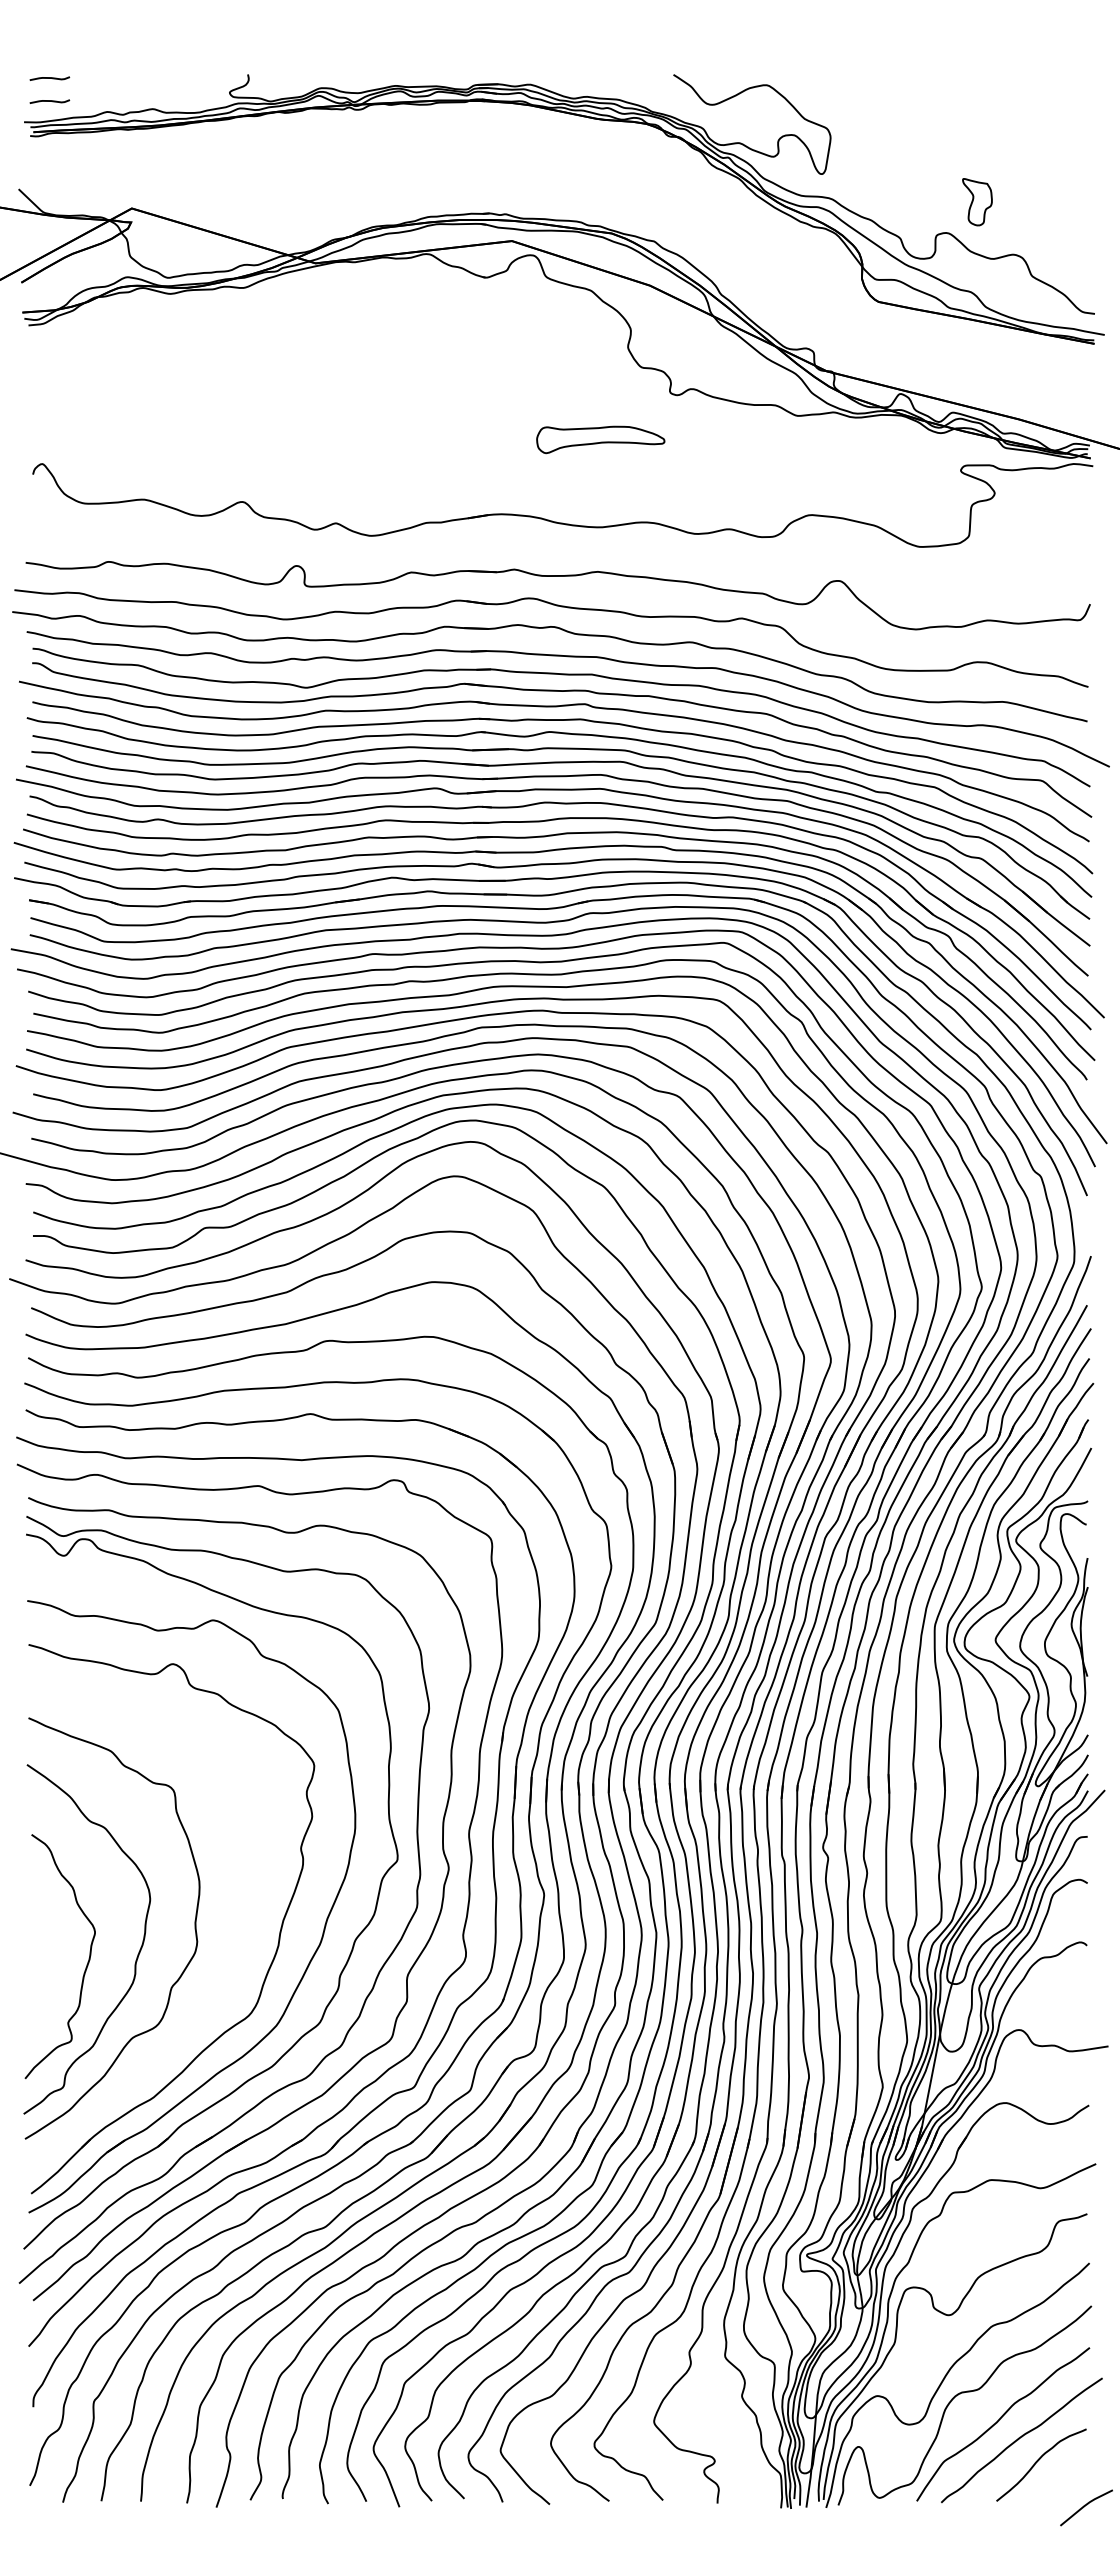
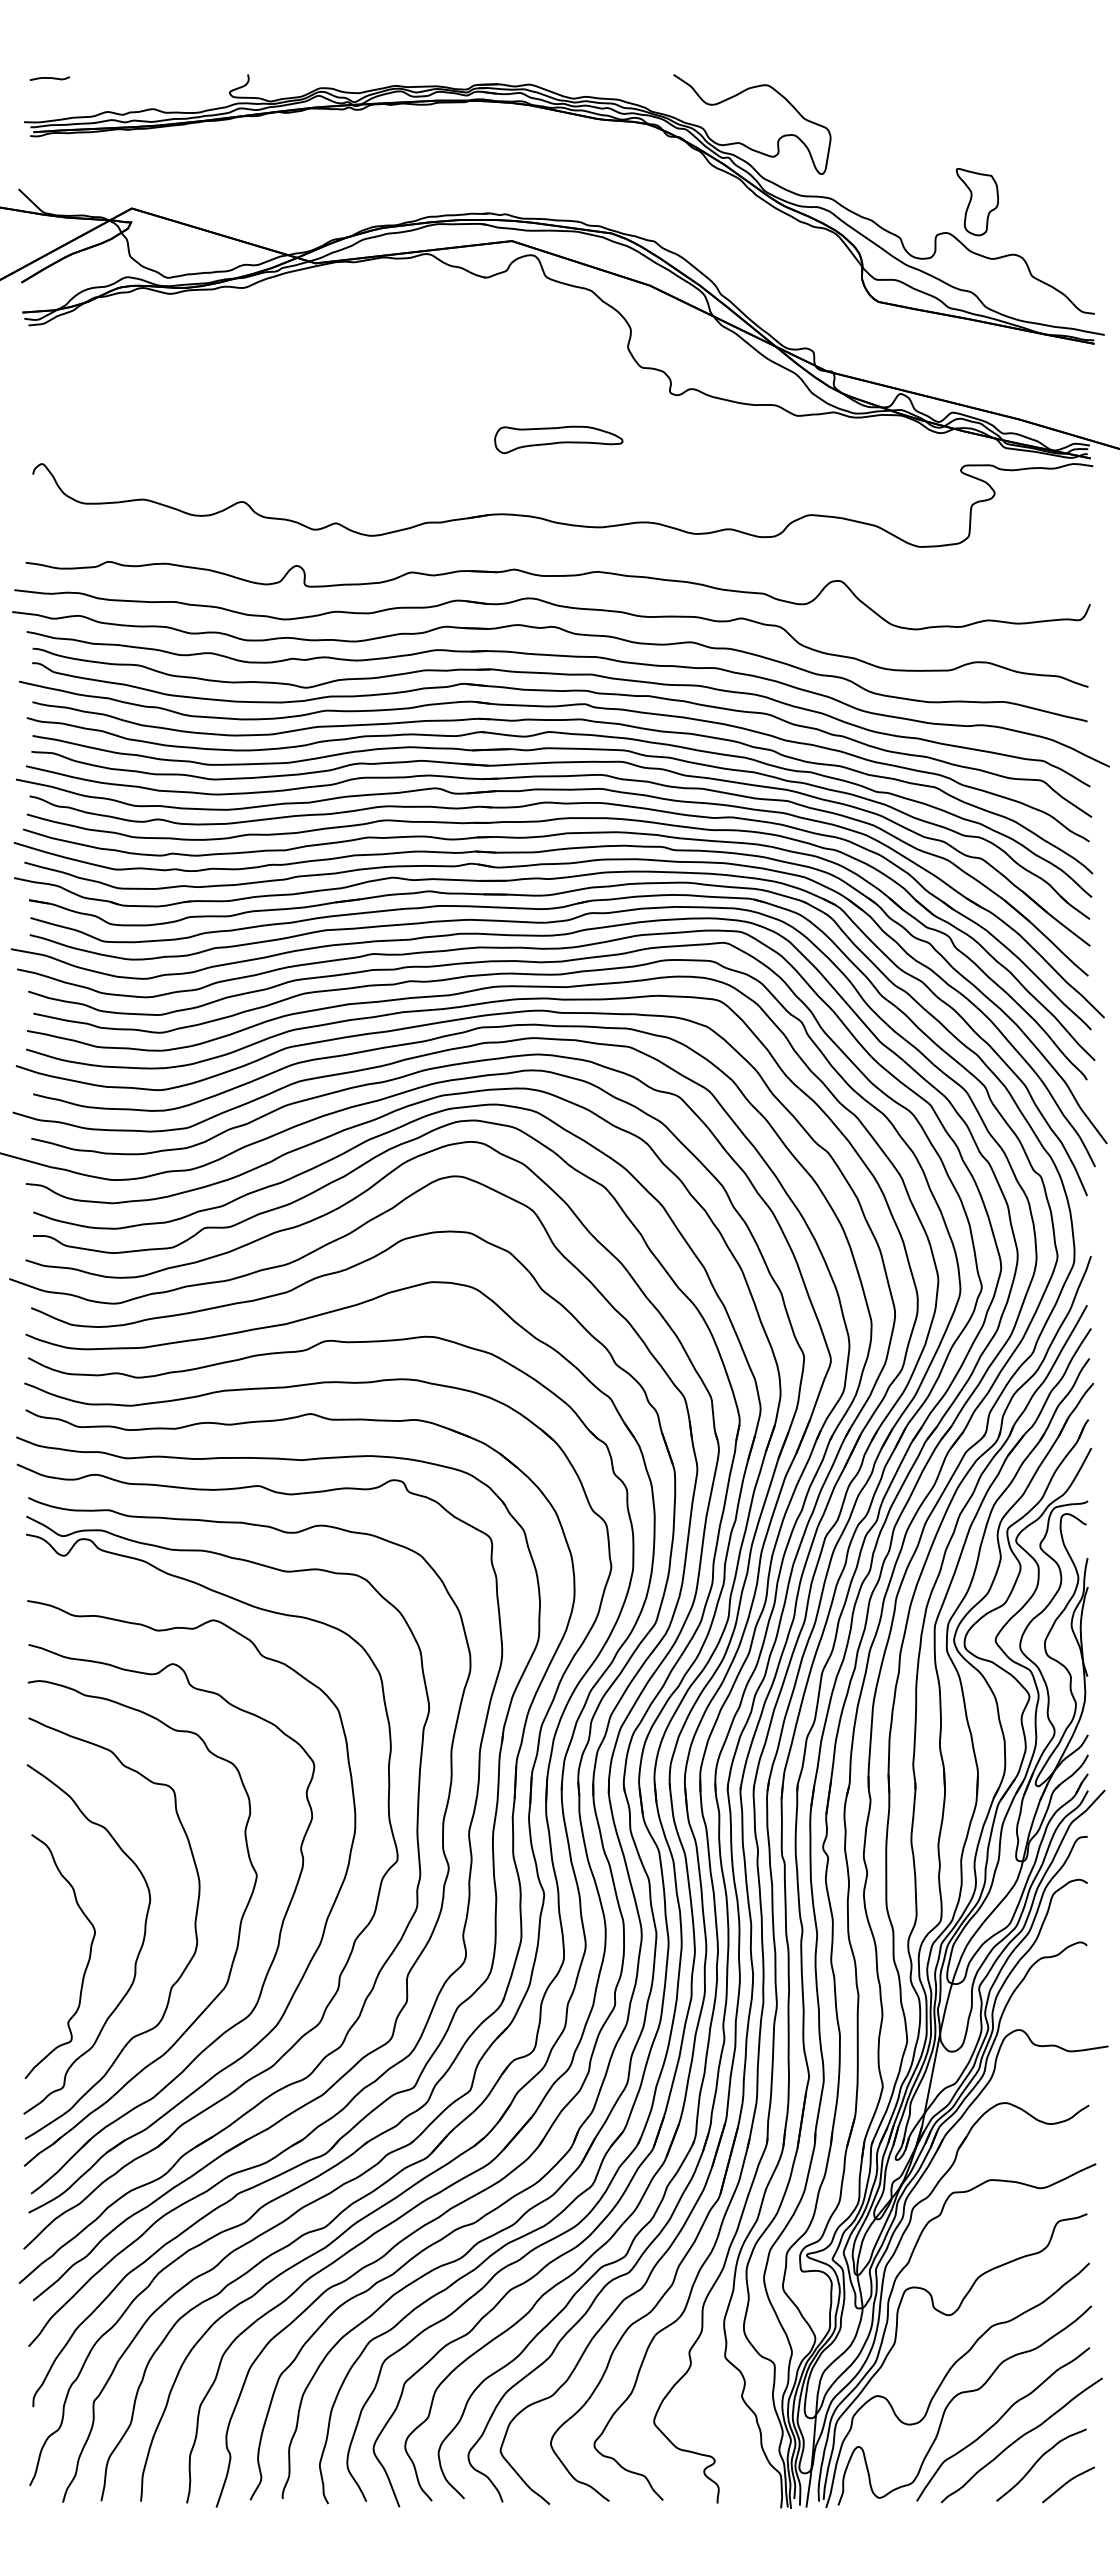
curve: present -> none (49, 101)
part size: 31x49 px -> 43x69 px (977, 202)
part position: (600, 439) -> (558, 439) (558, 439)
part: none -> present (237, 1938)
line position: (1085, 2506) -> (1067, 2483) (1067, 2483)
